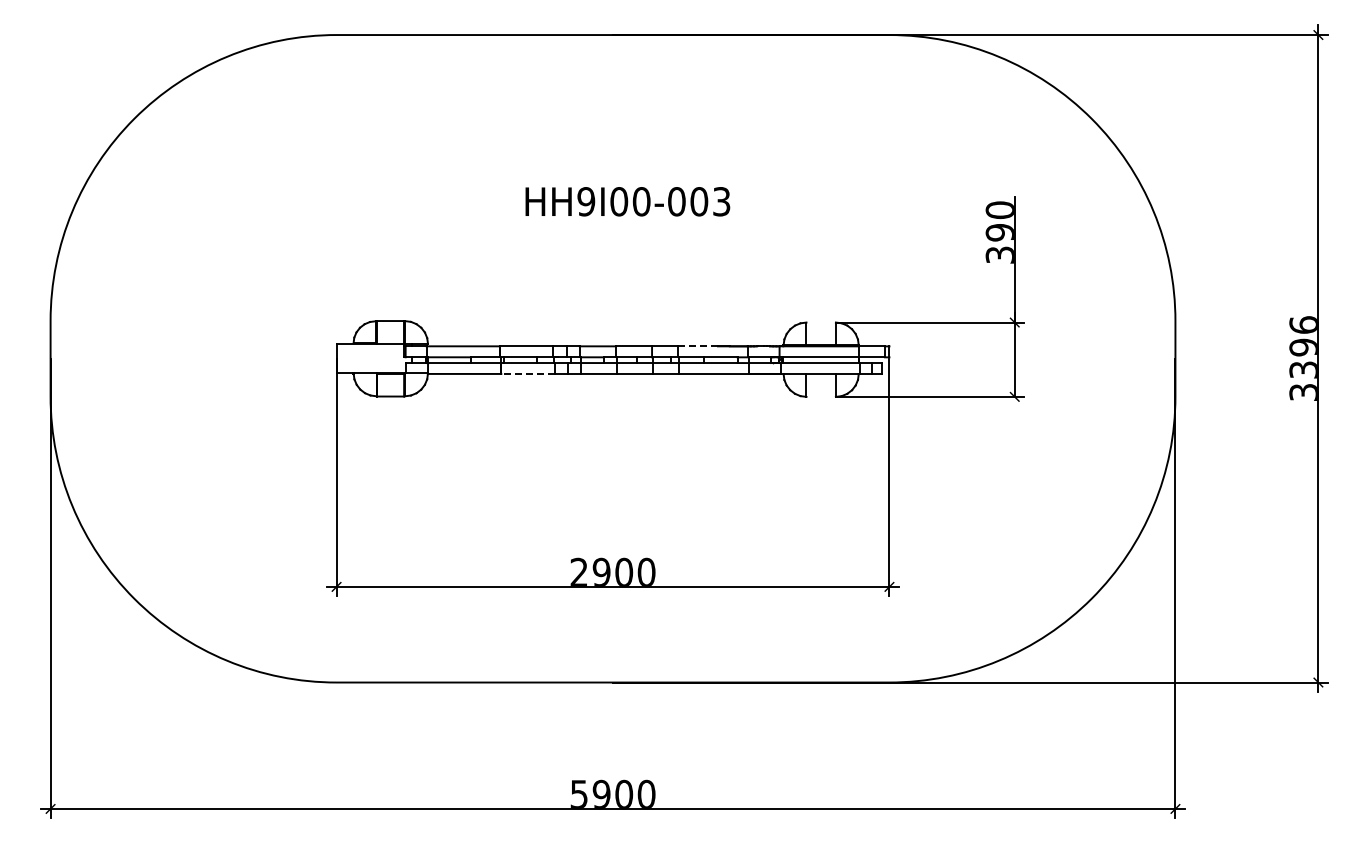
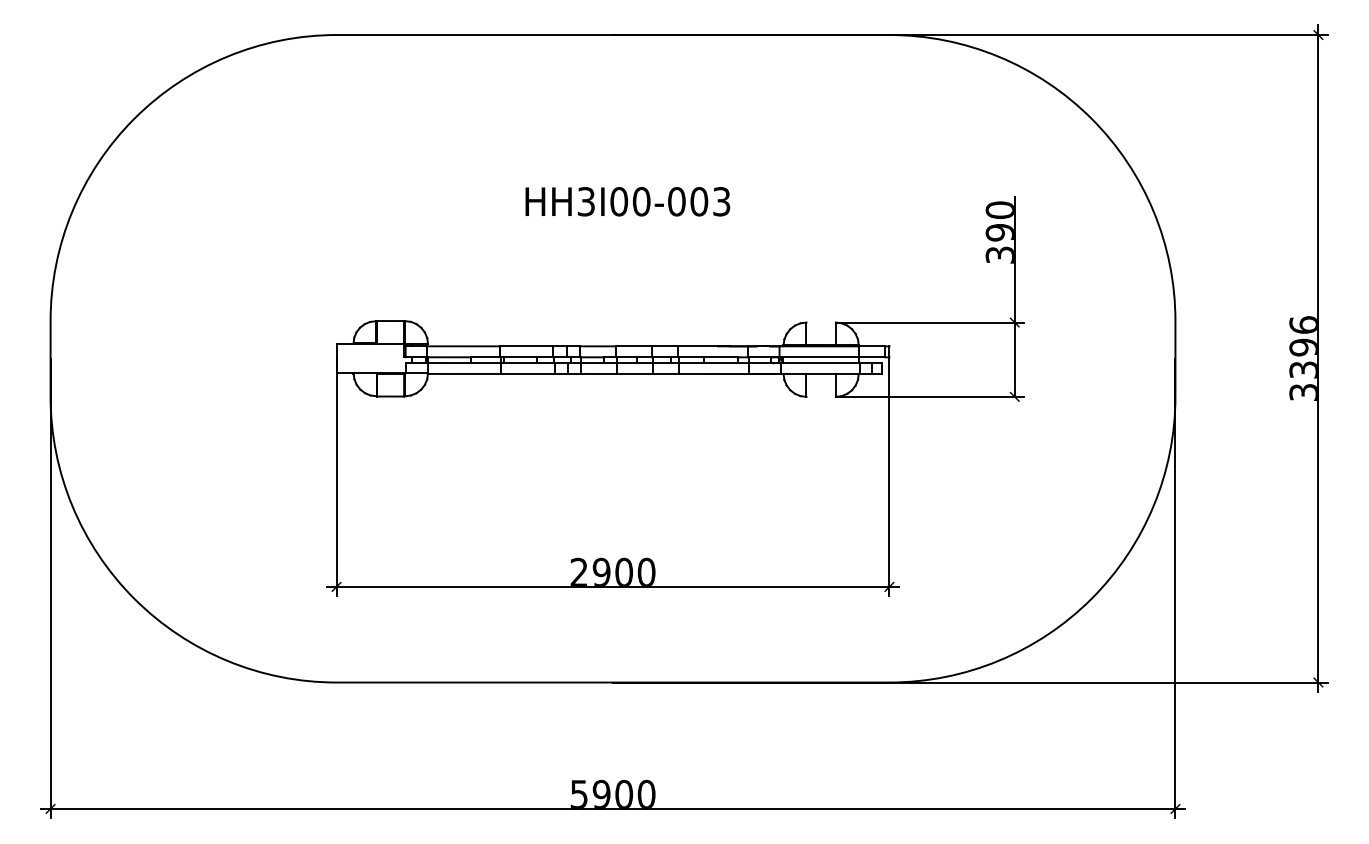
text: HH9I00-003 -> HH3I00-003 (586, 201)
line: dashed -> solid (698, 346)
line: dashed -> solid (527, 373)
